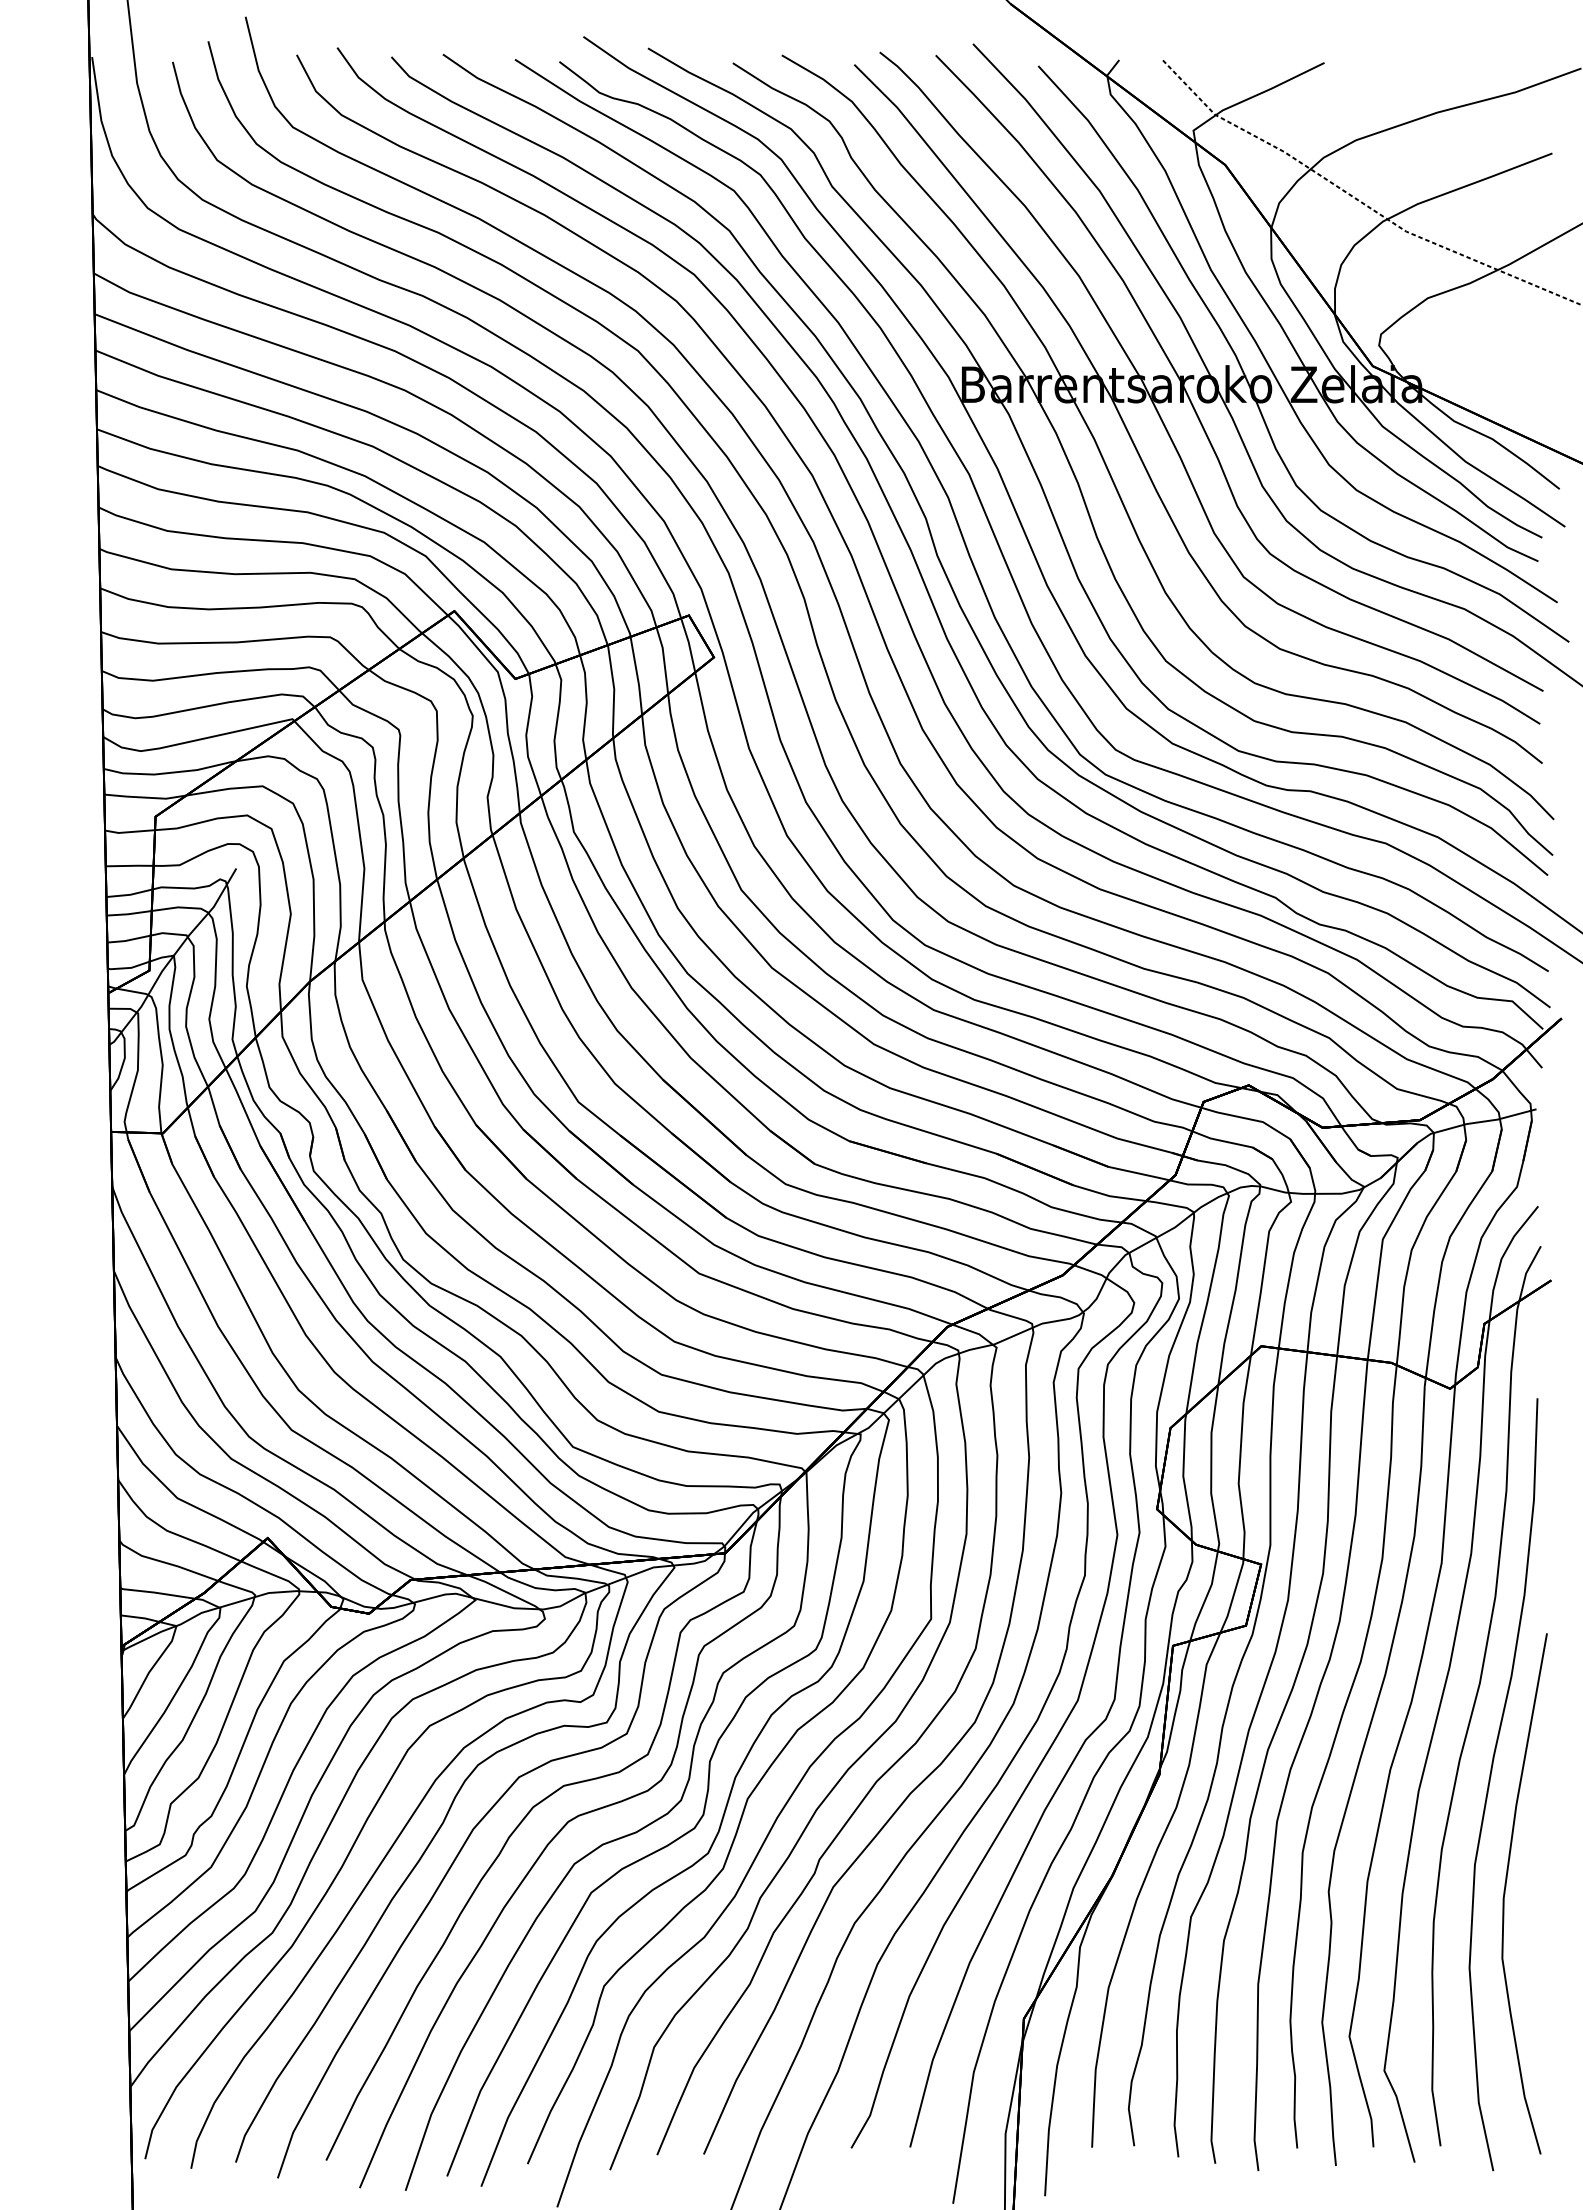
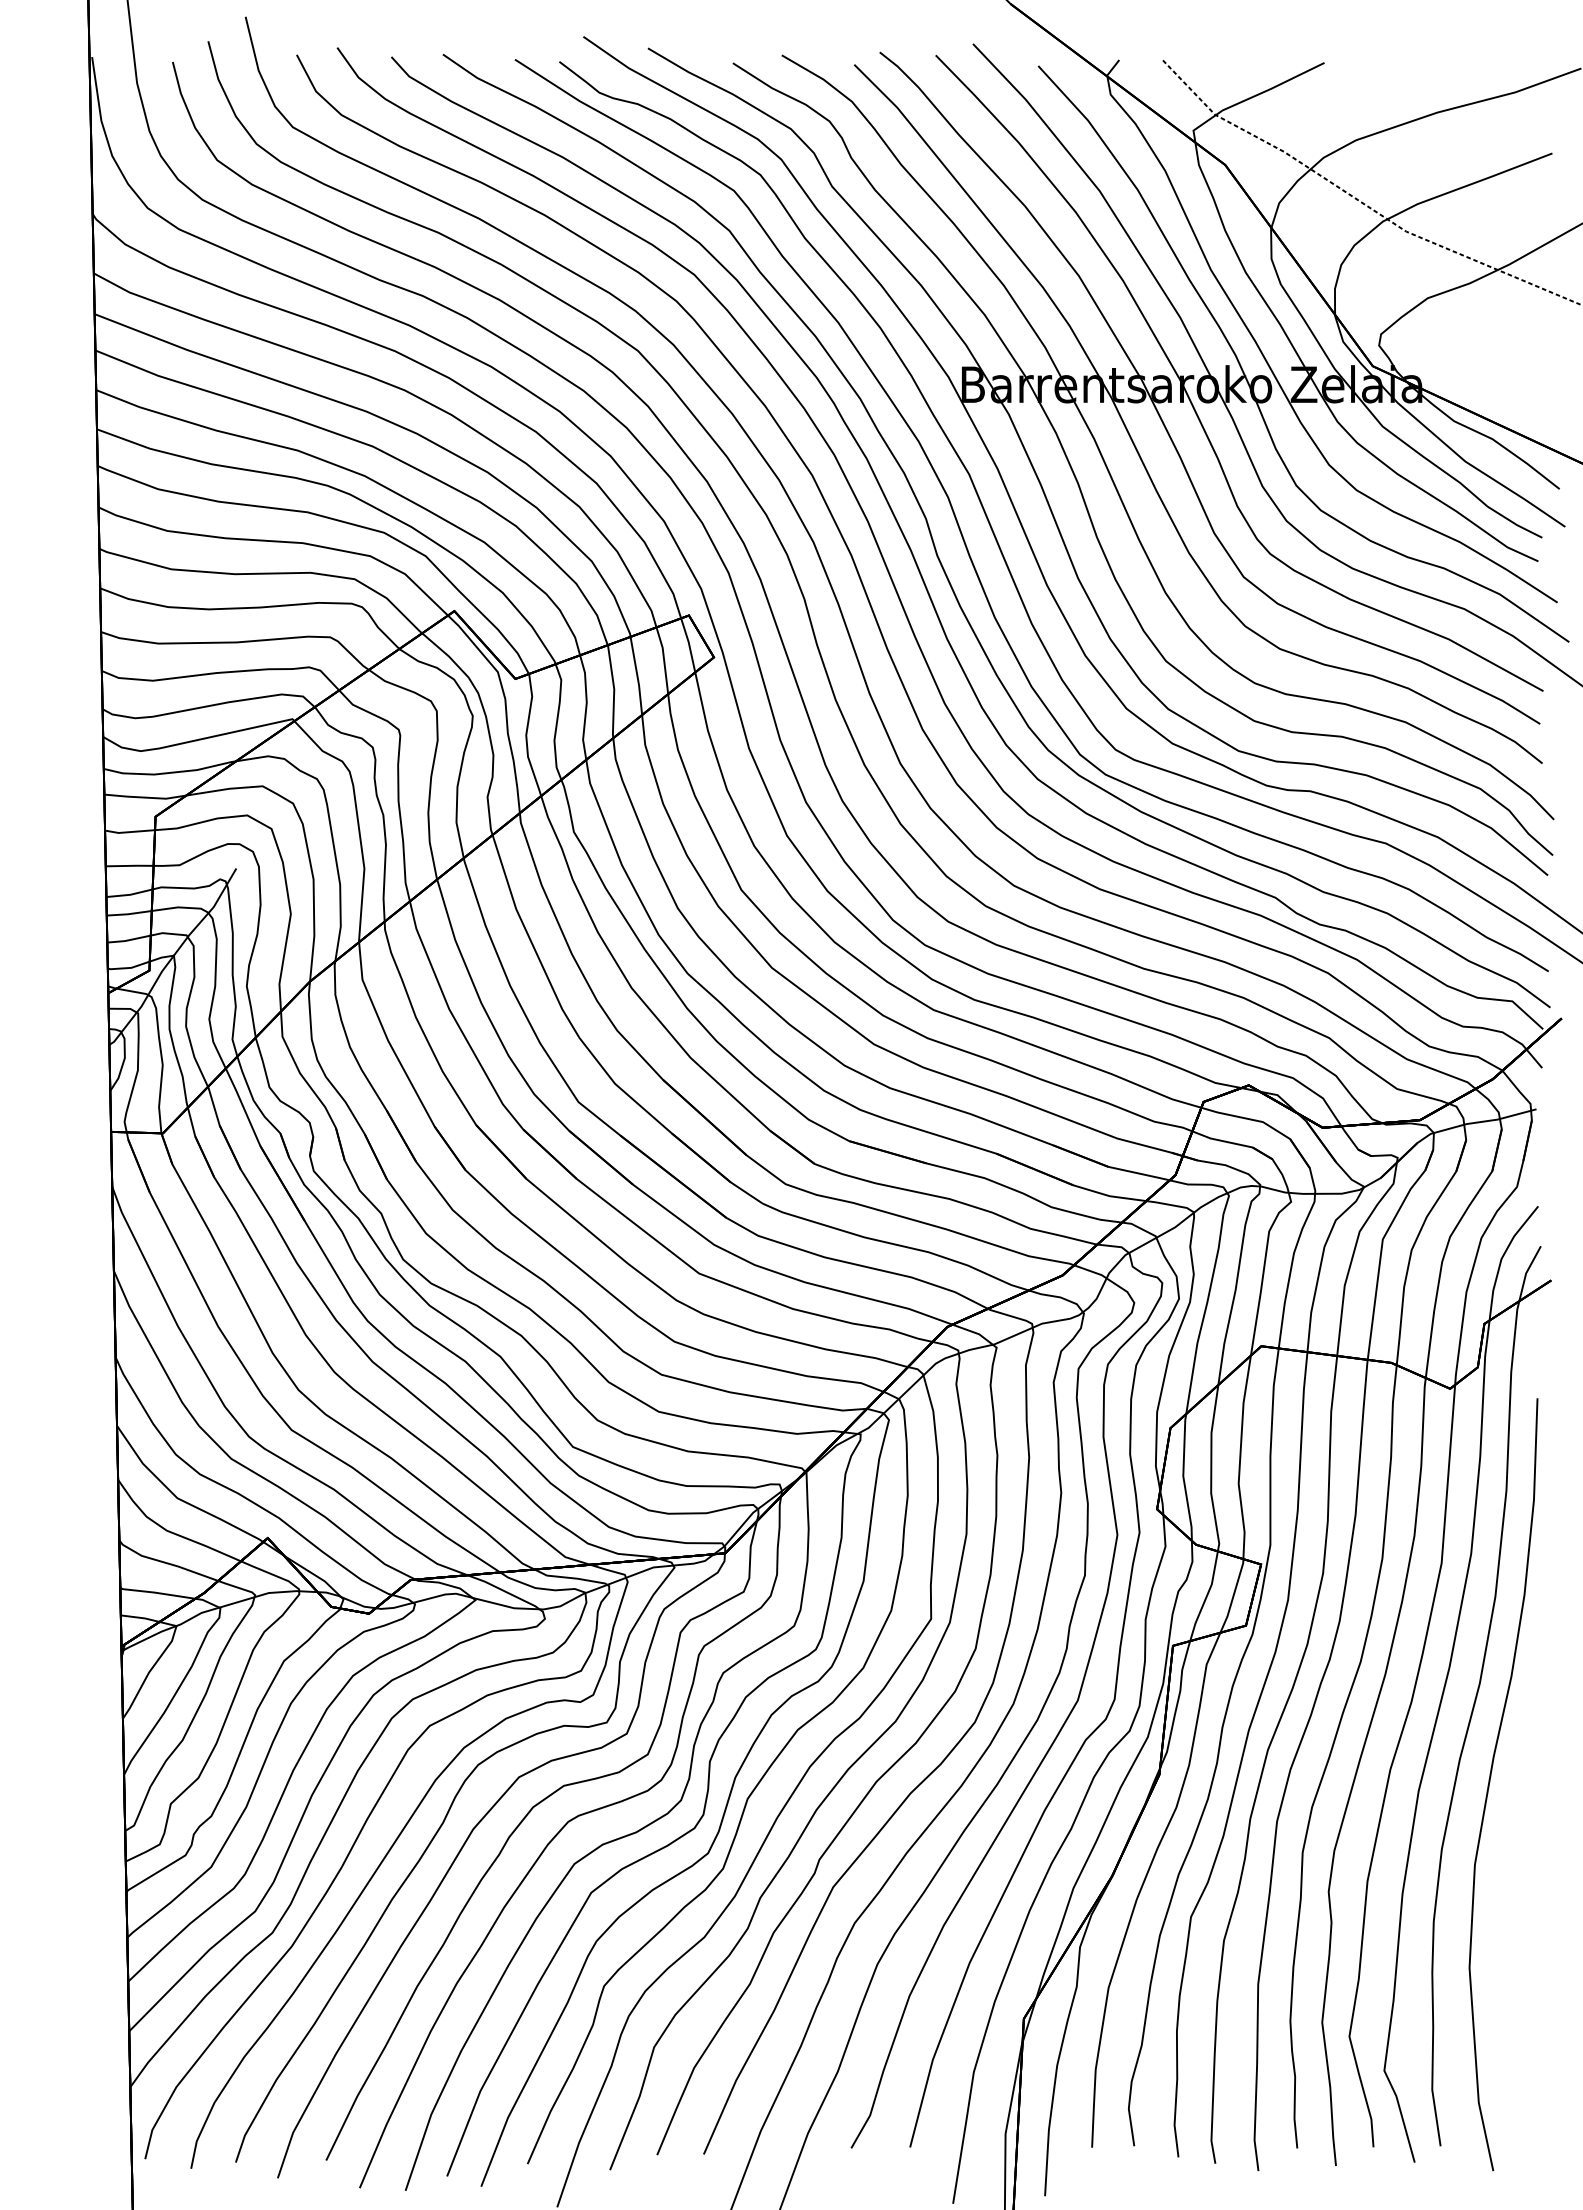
curve: present -> none (1506, 1887)
